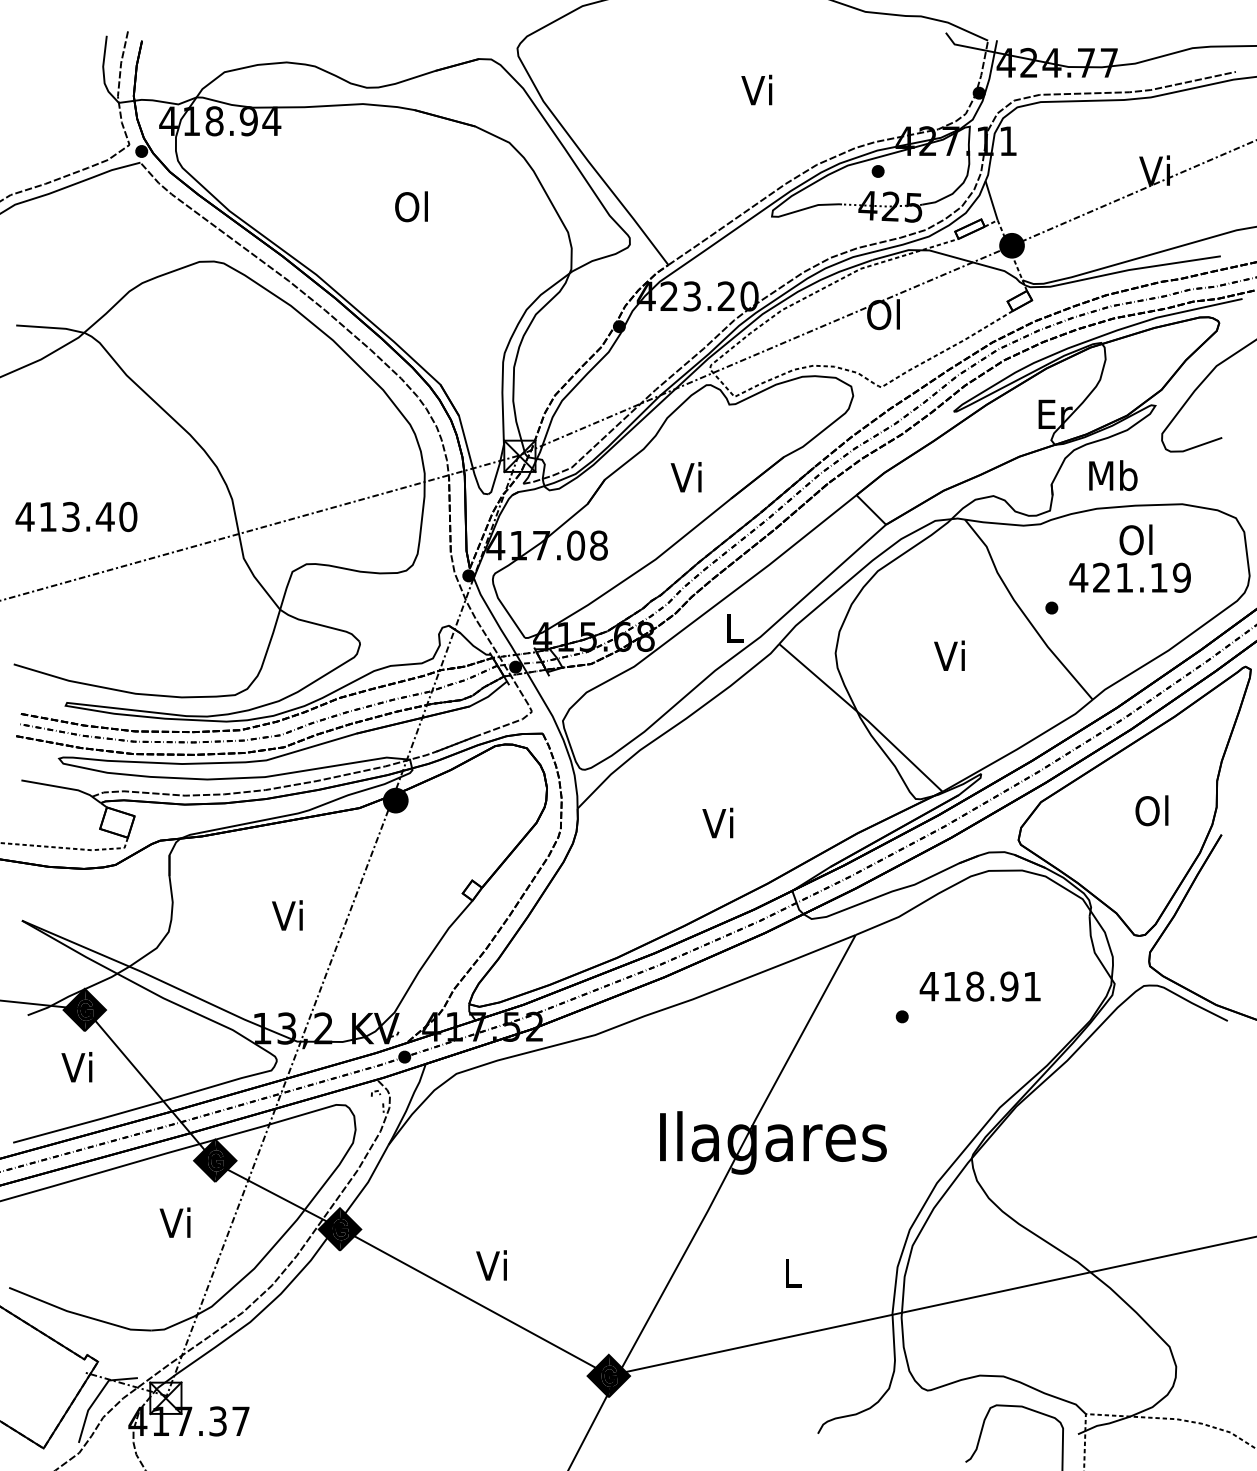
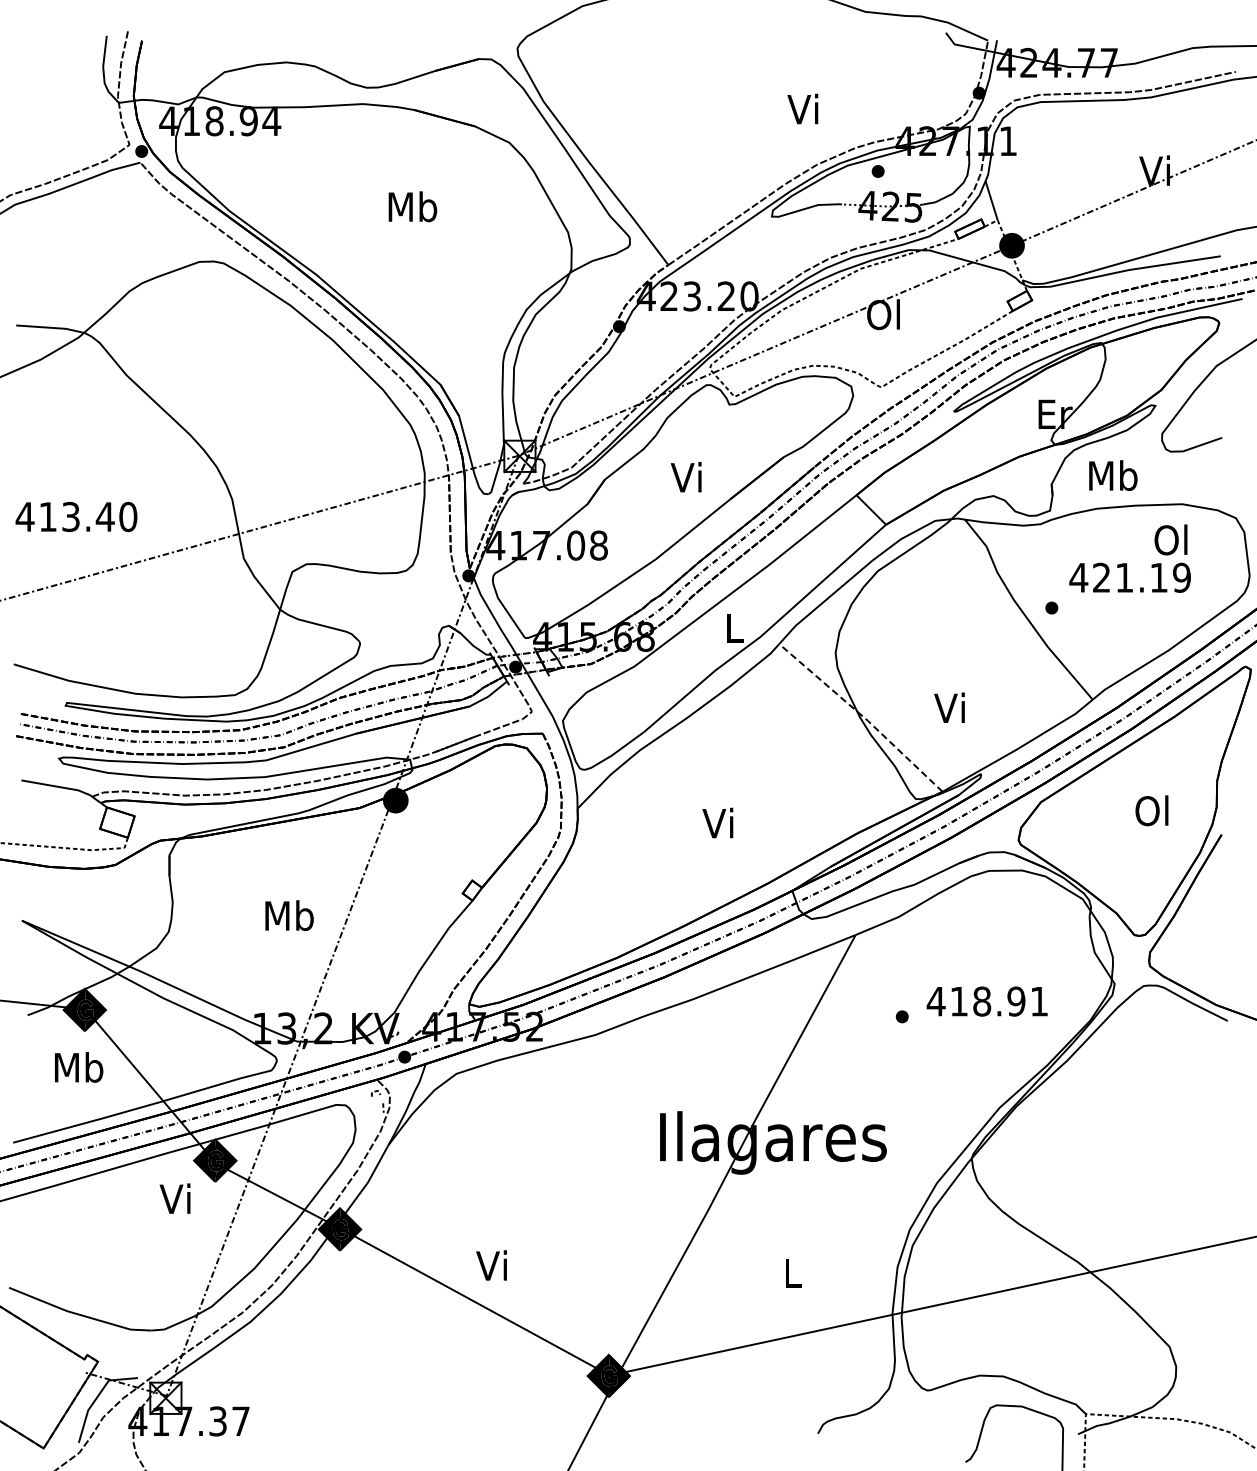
text position: (756, 89) -> (802, 108) (802, 108)
text: Ol -> Mb (412, 206)
text position: (1135, 539) -> (1170, 539) (1170, 539)
text position: (949, 655) -> (949, 707) (949, 707)
line: solid -> dashed (862, 716)
text: Vi -> Mb (289, 915)
text position: (979, 986) -> (986, 1001) (986, 1001)
text: Vi -> Mb (79, 1067)
text position: (174, 1222) -> (174, 1198) (174, 1198)
